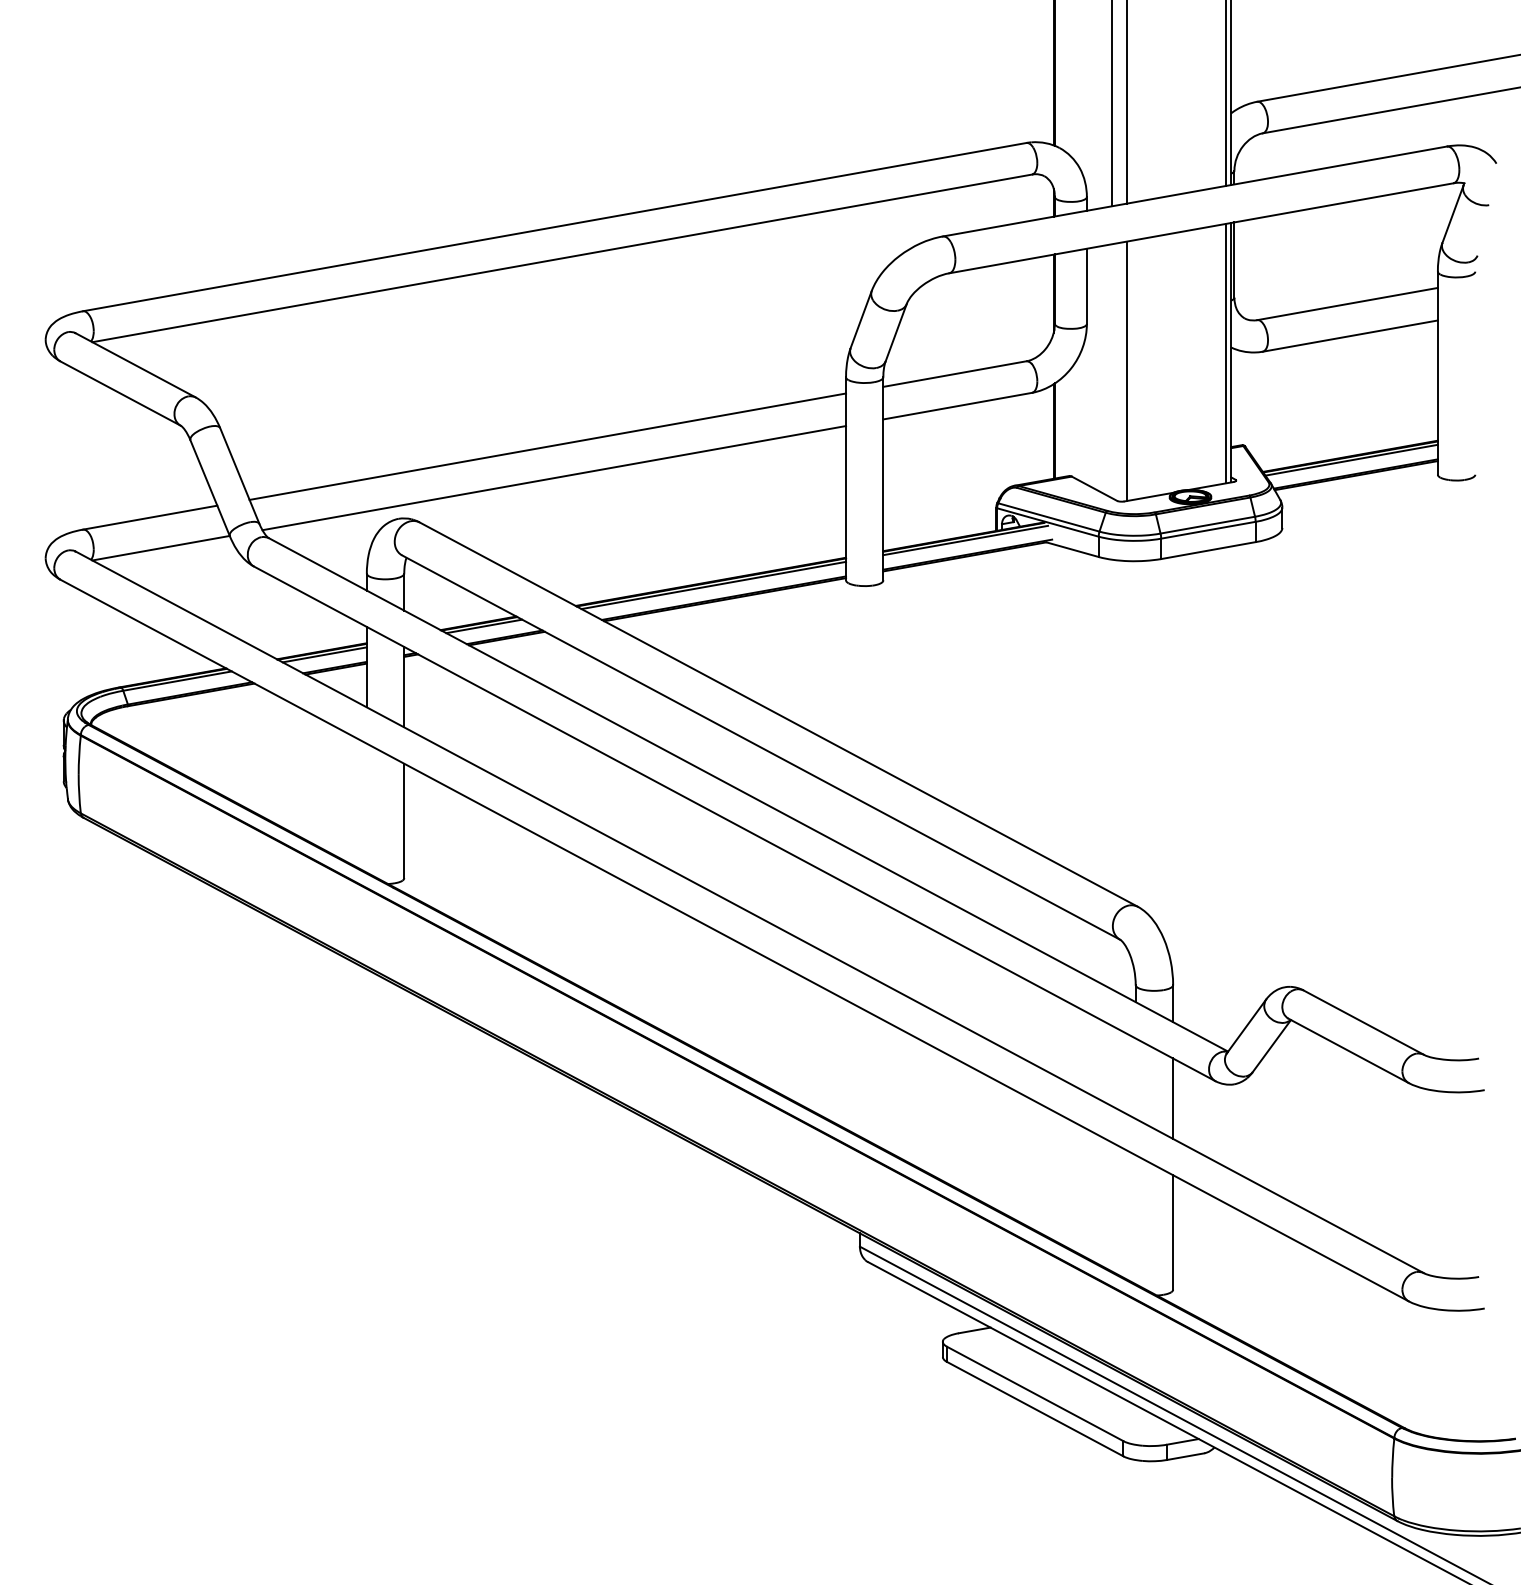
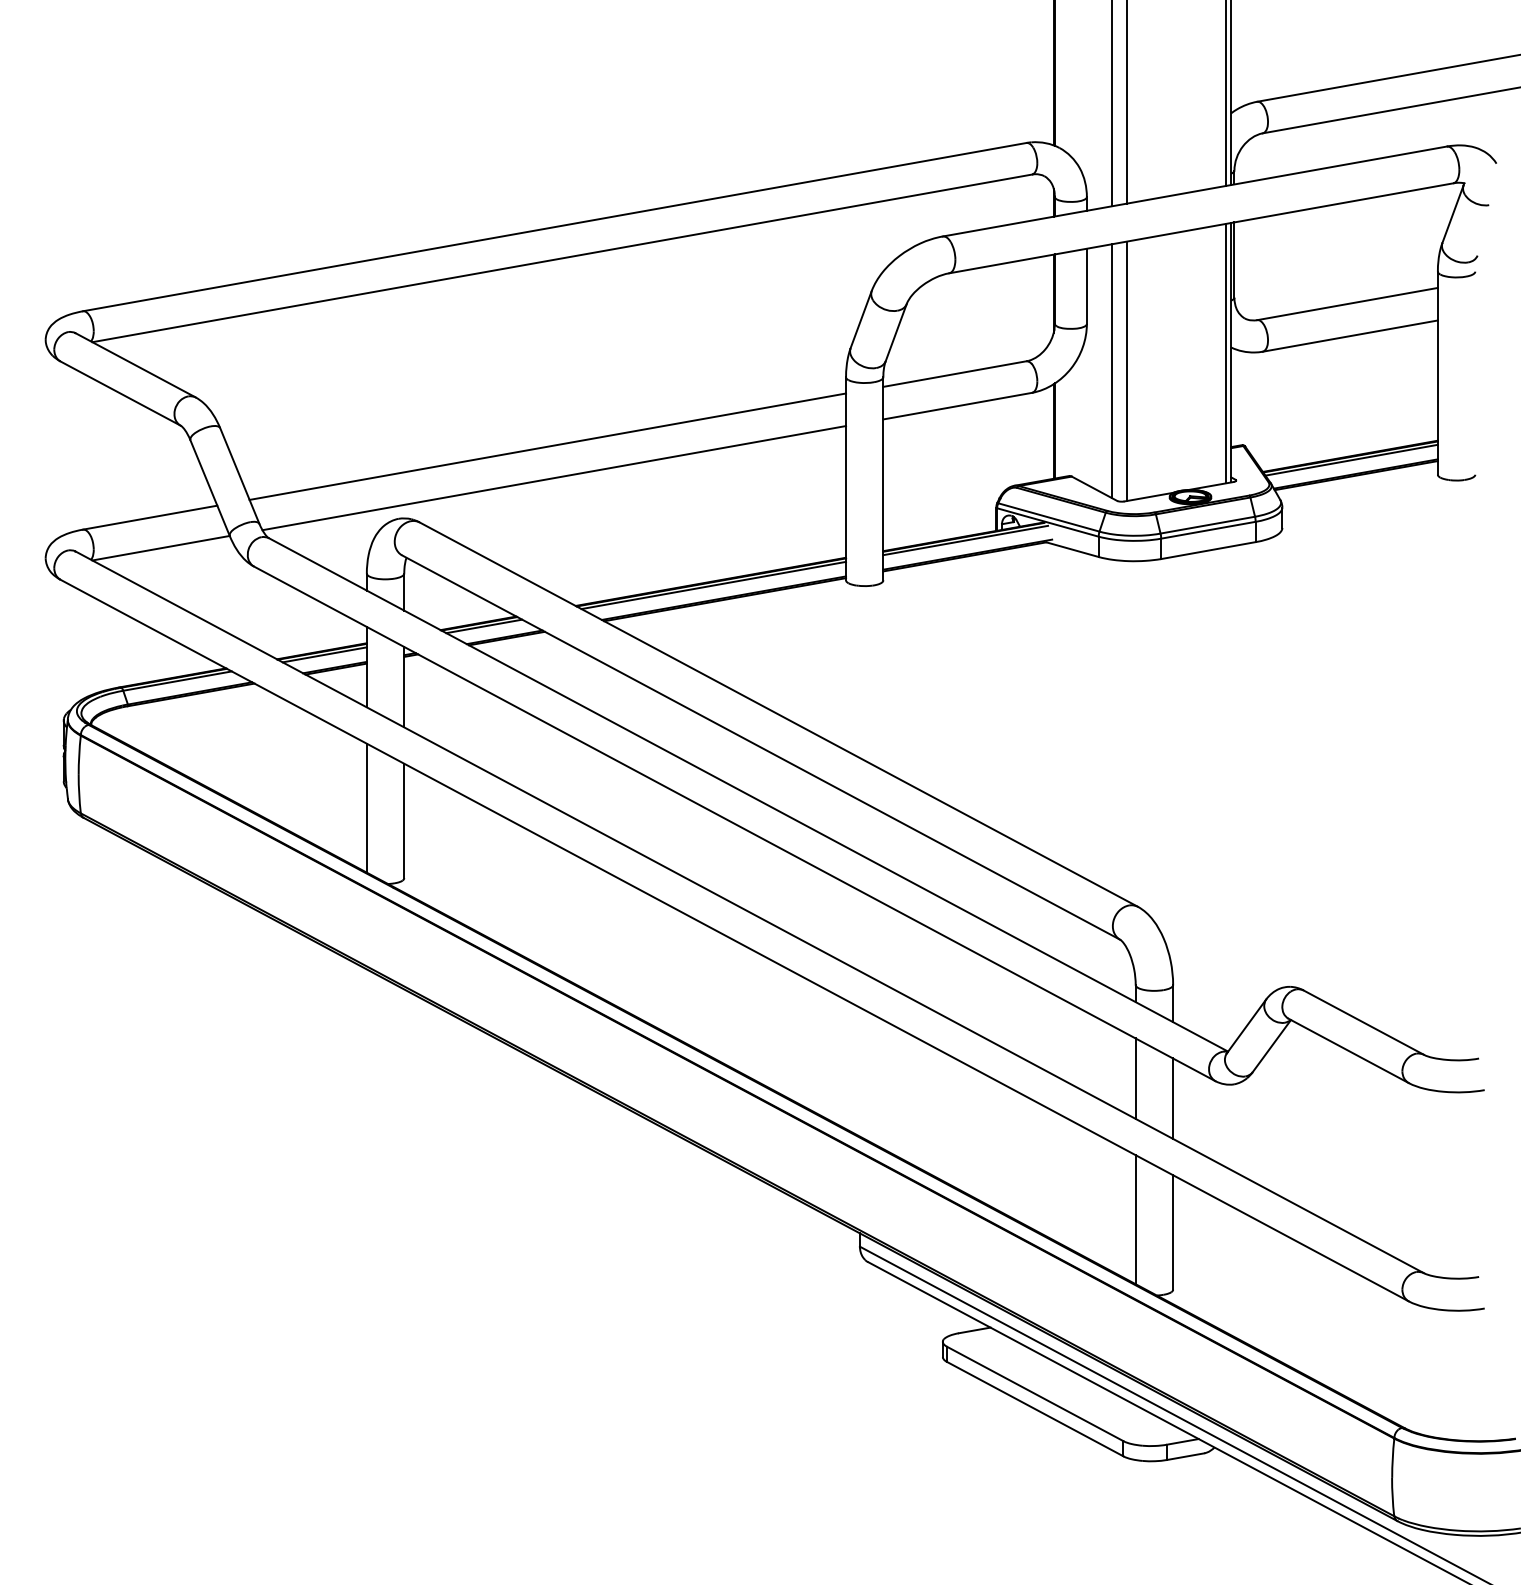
line: none -> present (1112, 371)
line: none -> present (366, 807)
line: none -> present (1135, 1078)
line: none -> present (1135, 1219)
